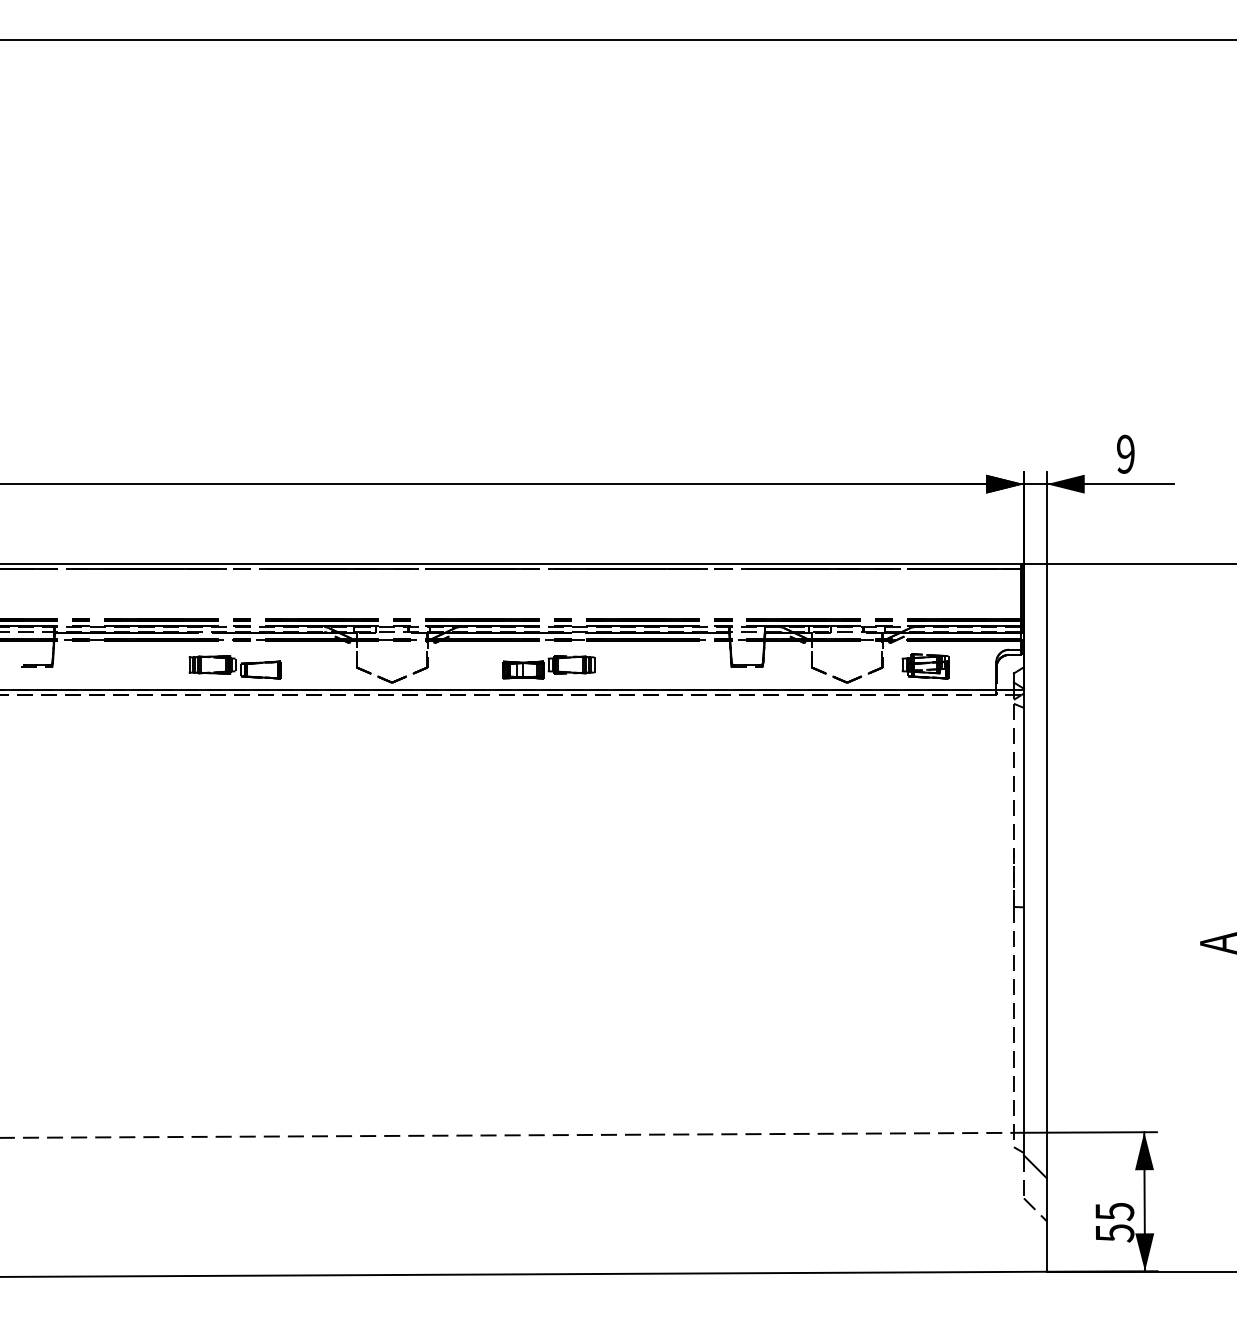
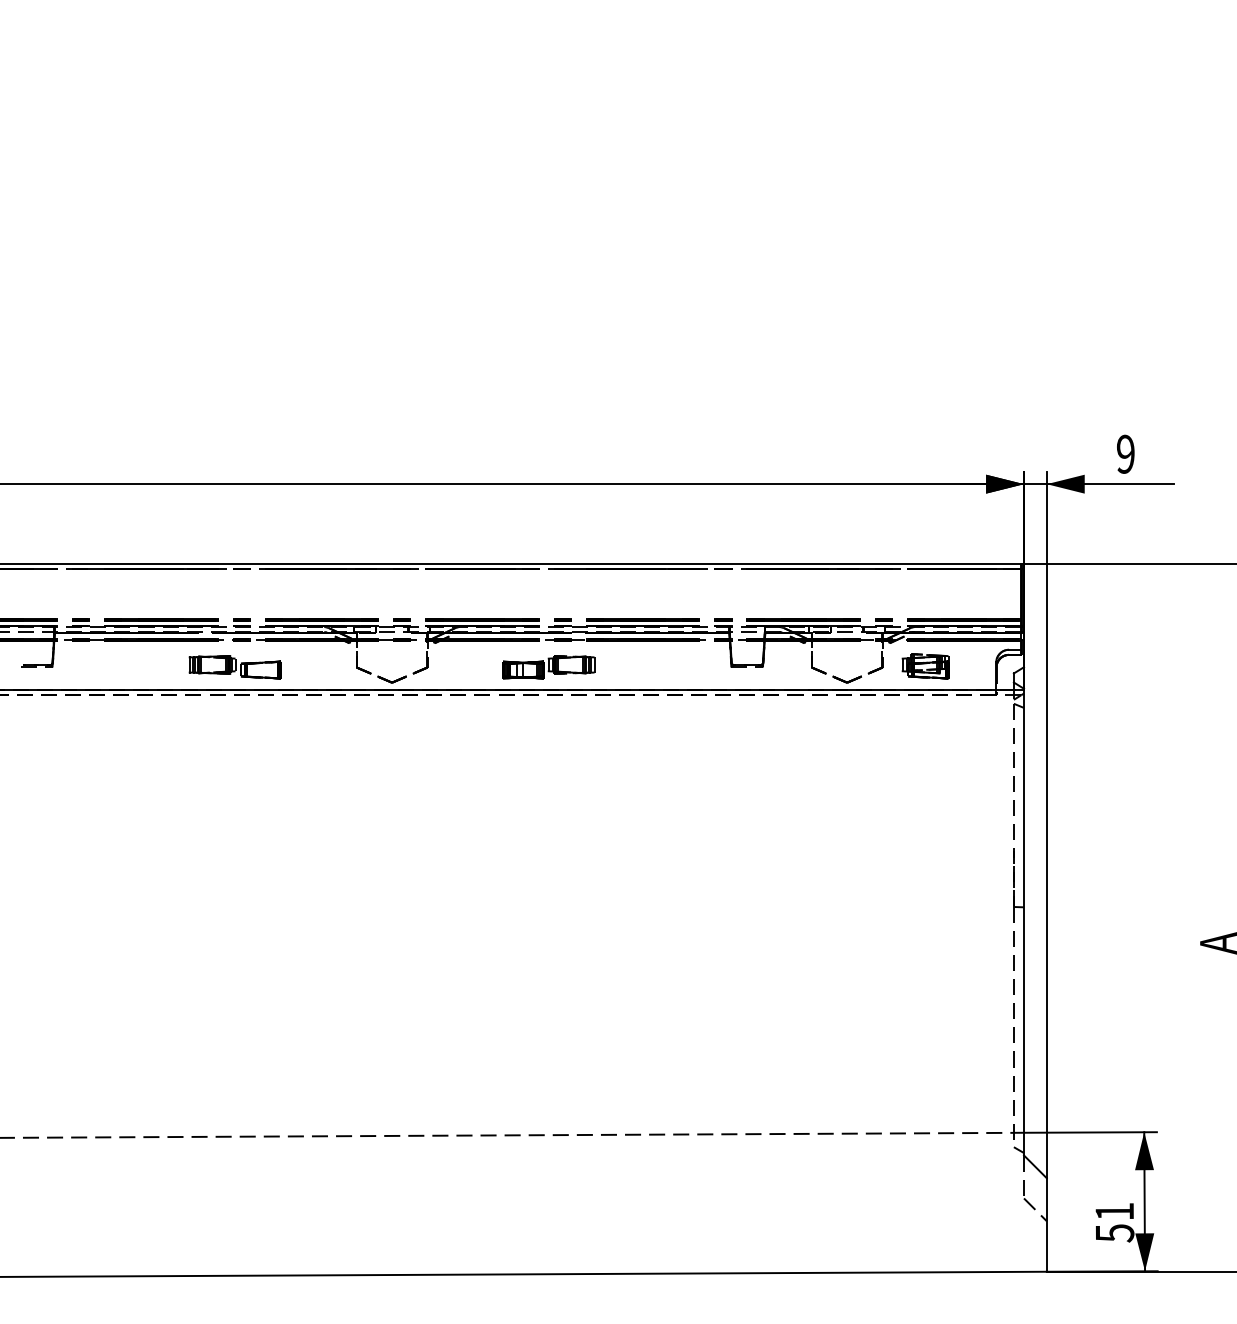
line: present -> none (617, 39)
text: 55 -> 51 (1114, 1212)
